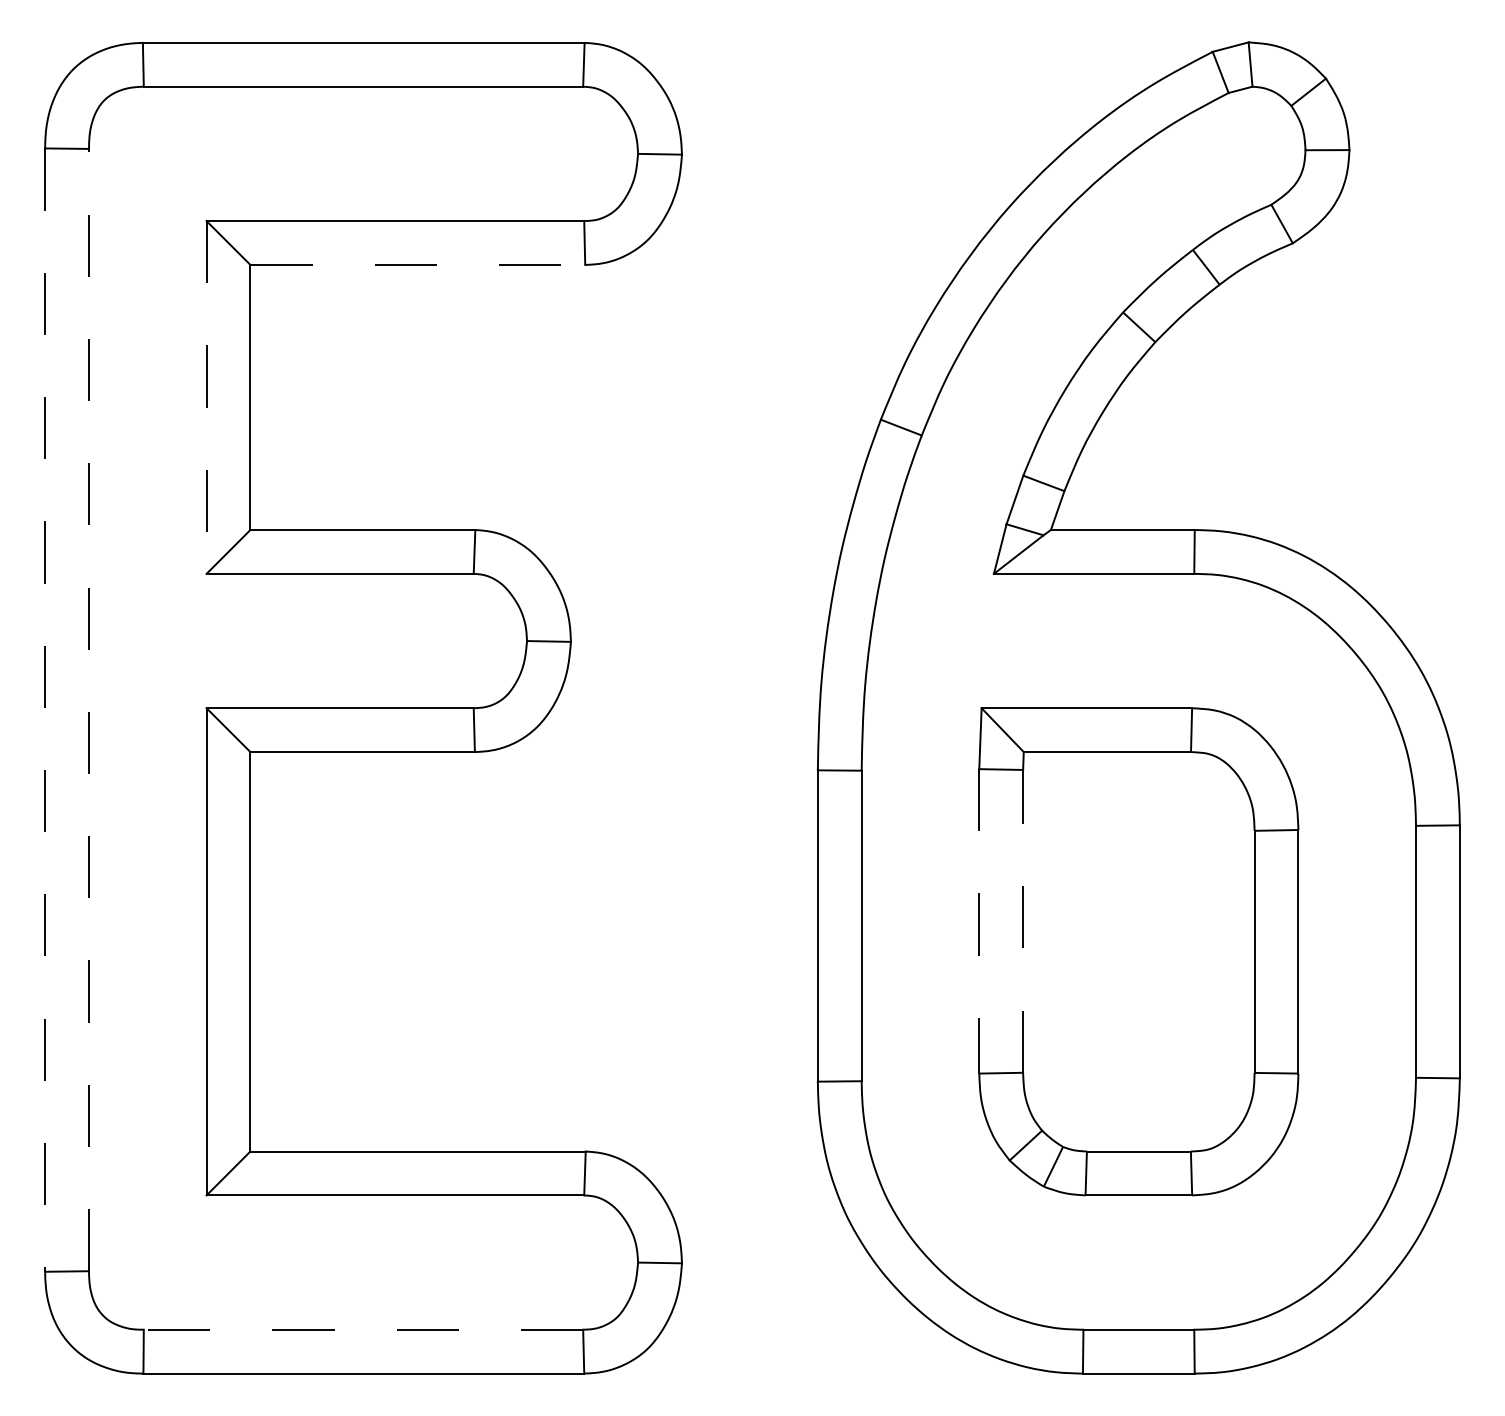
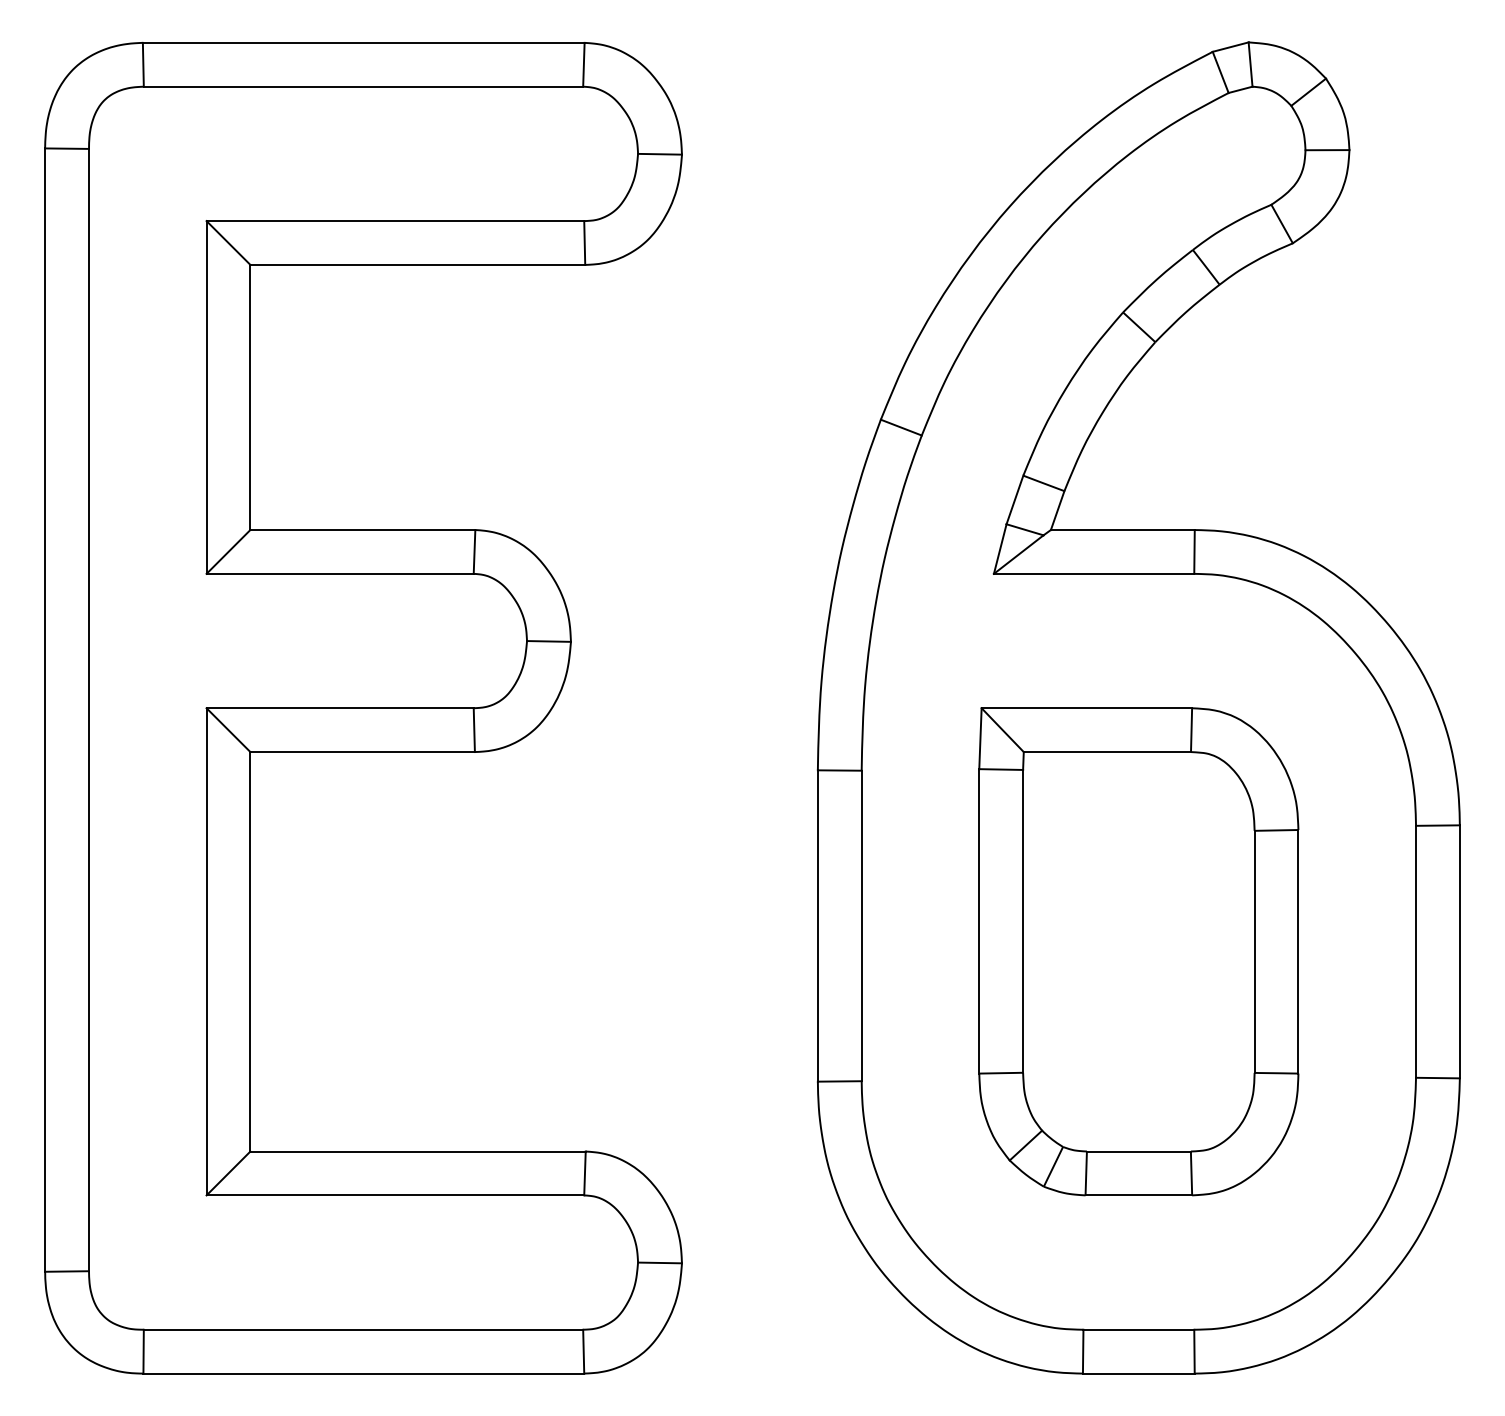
line: dashed -> solid (418, 264)
line: dashed -> solid (206, 397)
line: dashed -> solid (89, 709)
line: dashed -> solid (45, 710)
line: dashed -> solid (1023, 920)
line: dashed -> solid (979, 921)
line: dashed -> solid (363, 1329)
